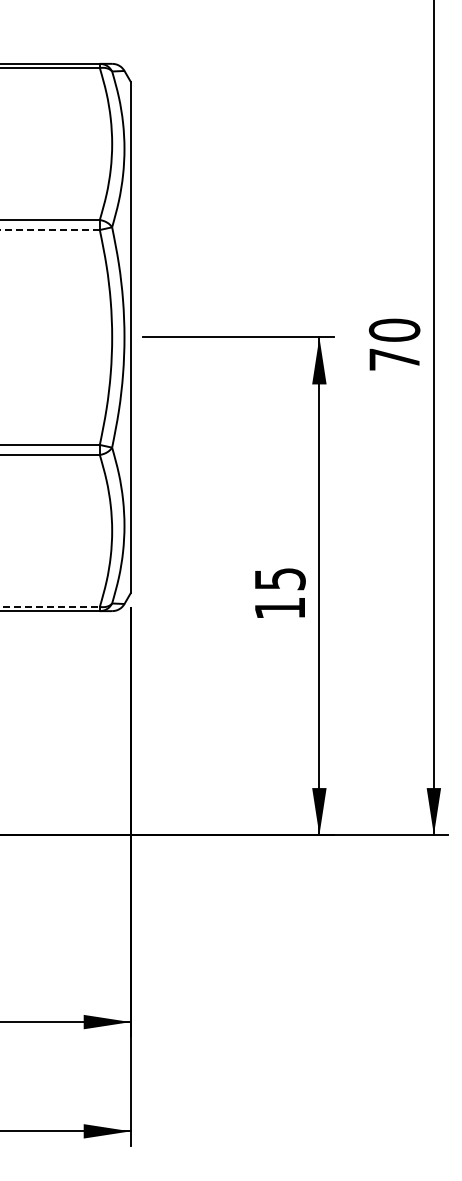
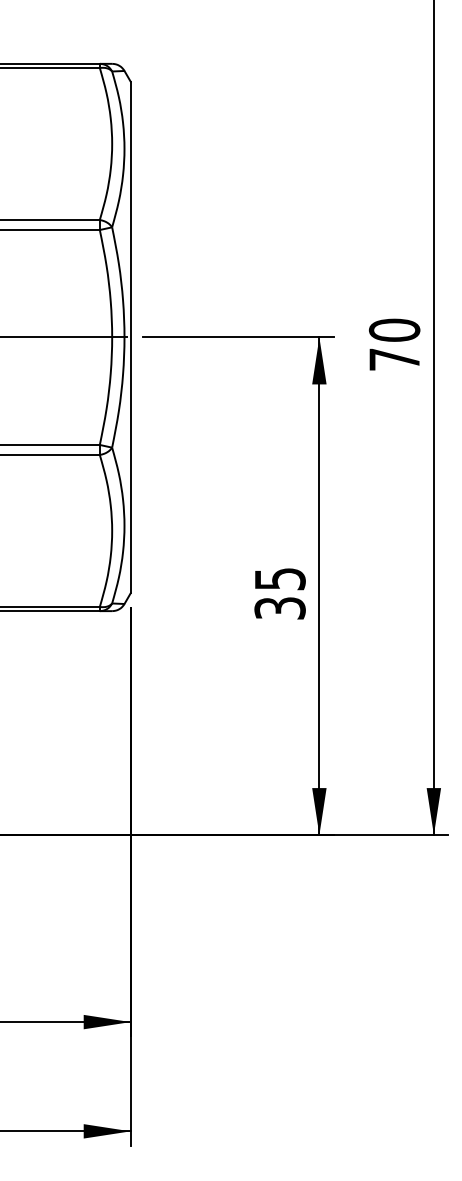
line: dashed -> solid (50, 230)
line: none -> present (65, 337)
line: dashed -> solid (50, 606)
text: 15 -> 35 (279, 608)
